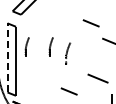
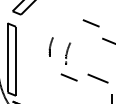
part: present -> none (26, 46)
line: dashed -> solid (7, 57)
line position: (68, 91) -> (68, 77) (68, 77)
